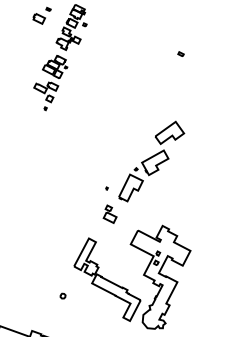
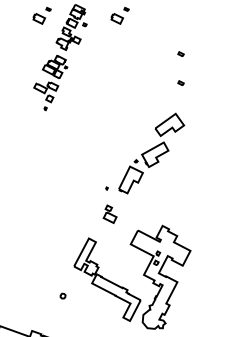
part: none -> present (119, 15)
part: none -> present (180, 82)
part position: (151, 161) -> (151, 153) (151, 153)
